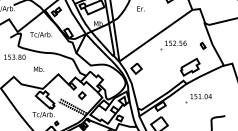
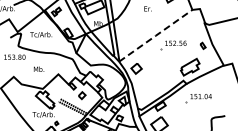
text position: (140, 8) -> (147, 8) (147, 8)
line: solid -> dashed (155, 35)
